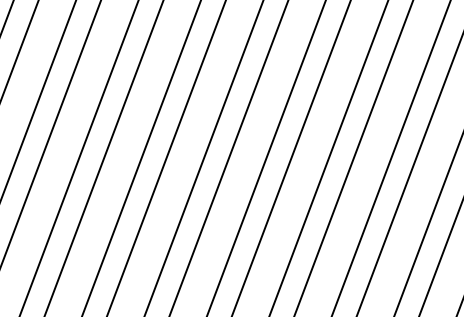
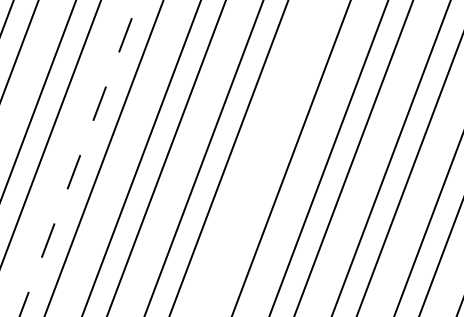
line: present -> none (266, 157)
line: solid -> dashed (79, 158)
